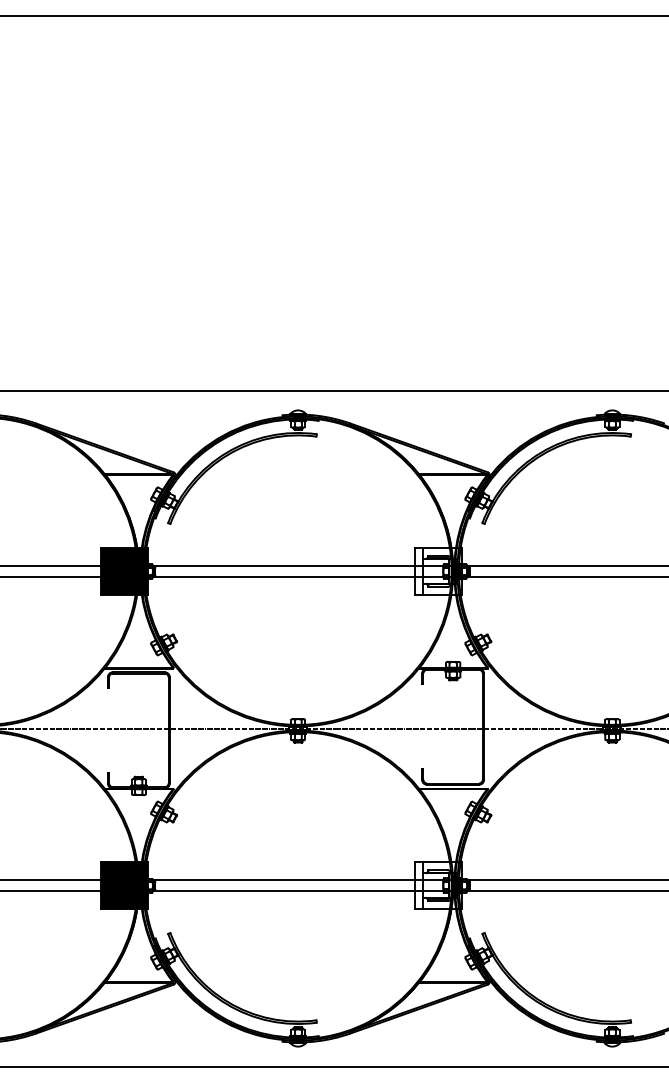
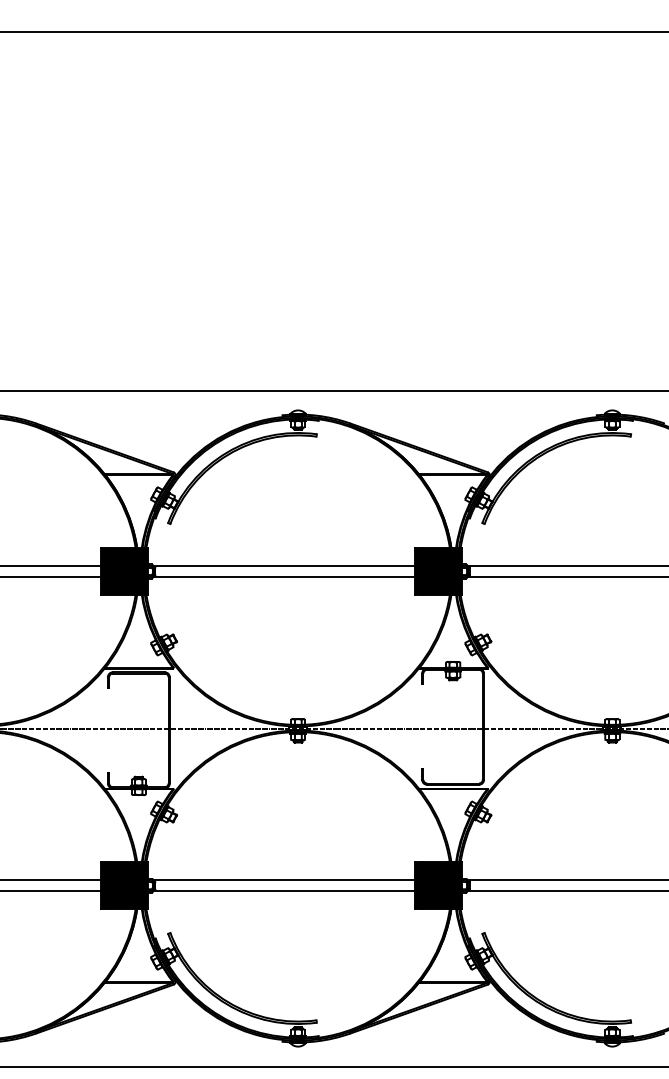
line position: (333, 16) -> (333, 32) (333, 32)
fill: none -> present (438, 571)
fill: none -> present (438, 885)
